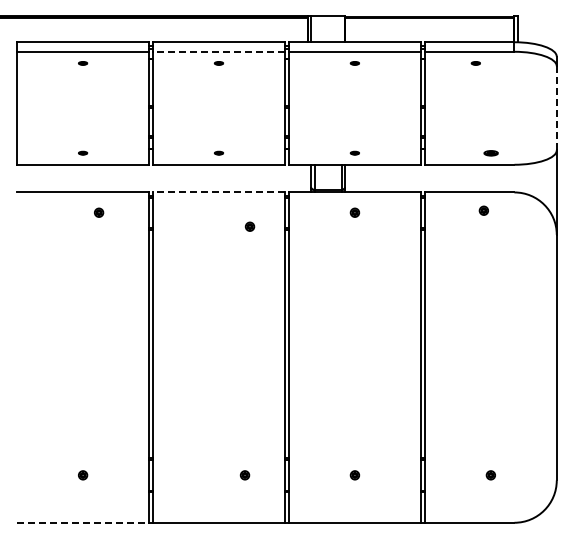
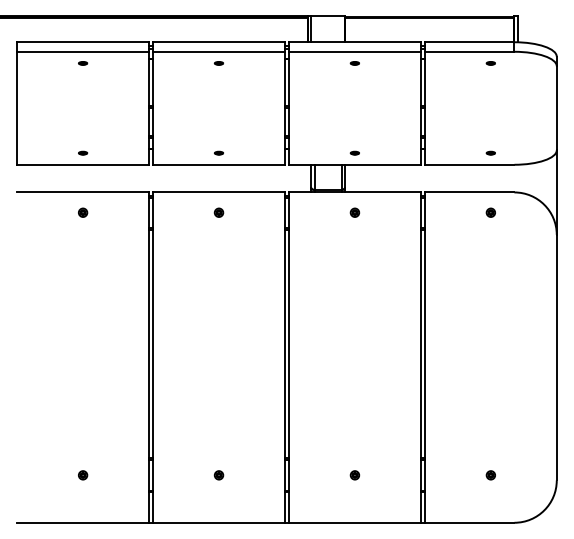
line: dashed -> solid (219, 51)
part position: (475, 63) -> (490, 63) (490, 63)
line: dashed -> solid (556, 107)
part size: 16x7 px -> 11x6 px (490, 152)
line: dashed -> solid (219, 192)
part position: (483, 210) -> (490, 212) (490, 212)
part position: (99, 212) -> (83, 212) (83, 212)
part position: (249, 226) -> (218, 212) (218, 212)
part position: (244, 475) -> (218, 475) (218, 475)
line: dashed -> solid (83, 522)
